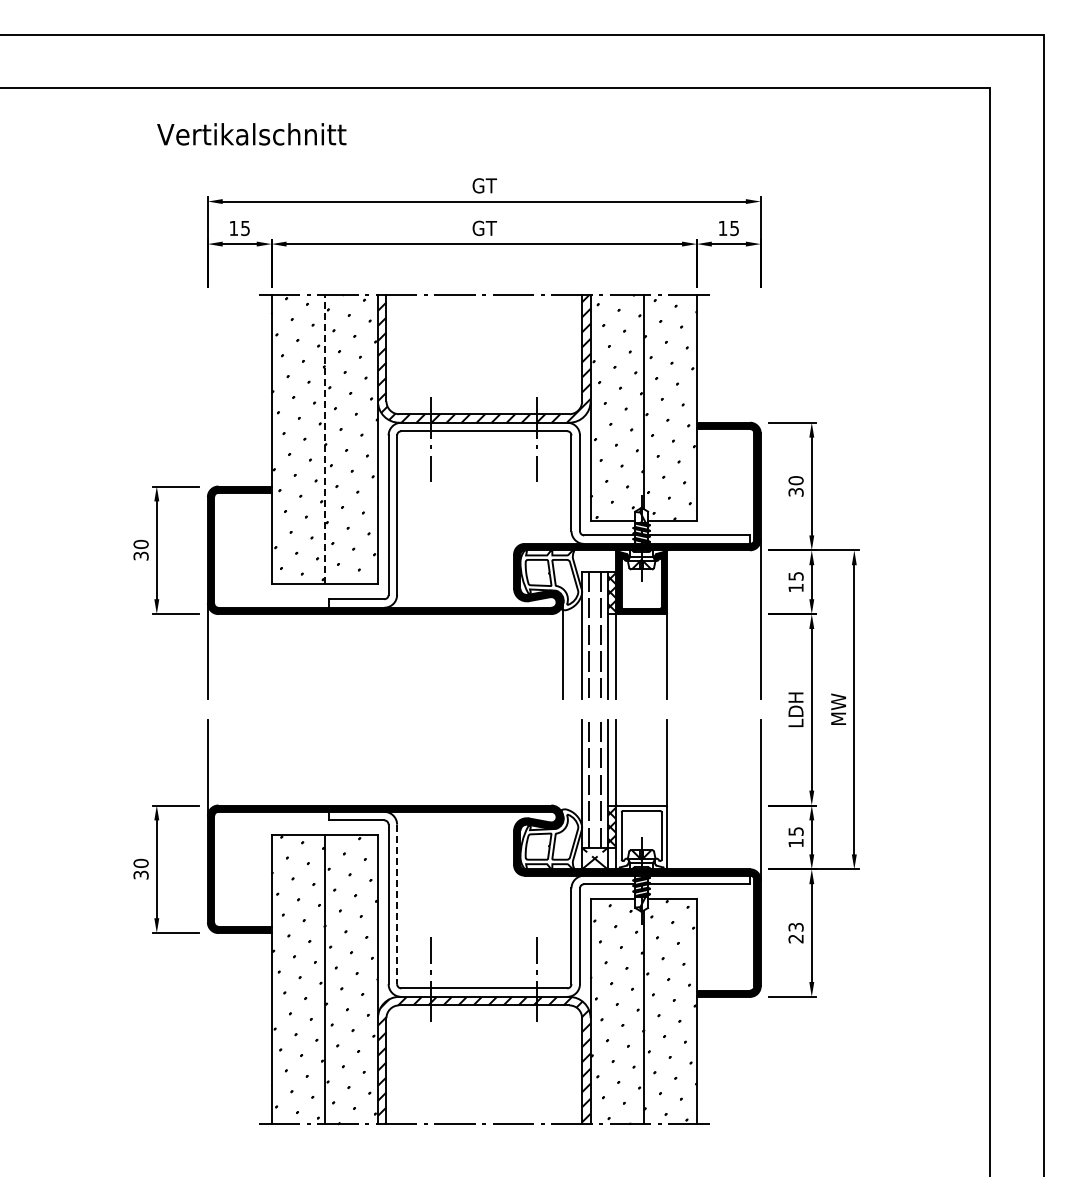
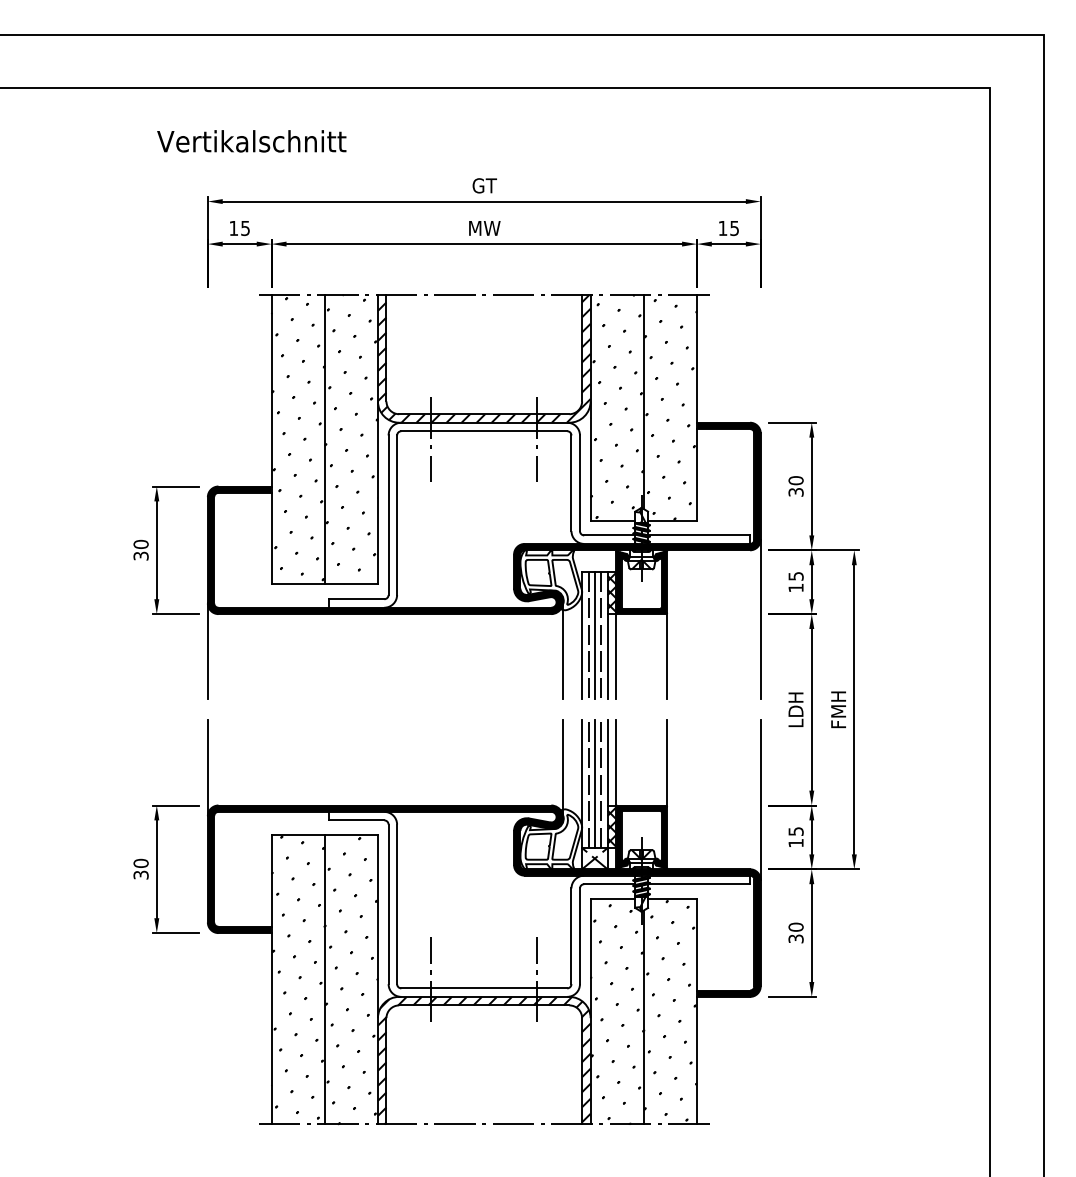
text position: (251, 134) -> (251, 141) (251, 141)
text: GT -> MW (484, 228)
line: dashed -> solid (324, 439)
line: none -> present (594, 635)
text: MW -> FMH (838, 709)
line: none -> present (562, 768)
line: none -> present (594, 784)
fill: none -> present (641, 837)
line: dashed -> solid (397, 904)
text: 23 -> 30 (795, 932)
